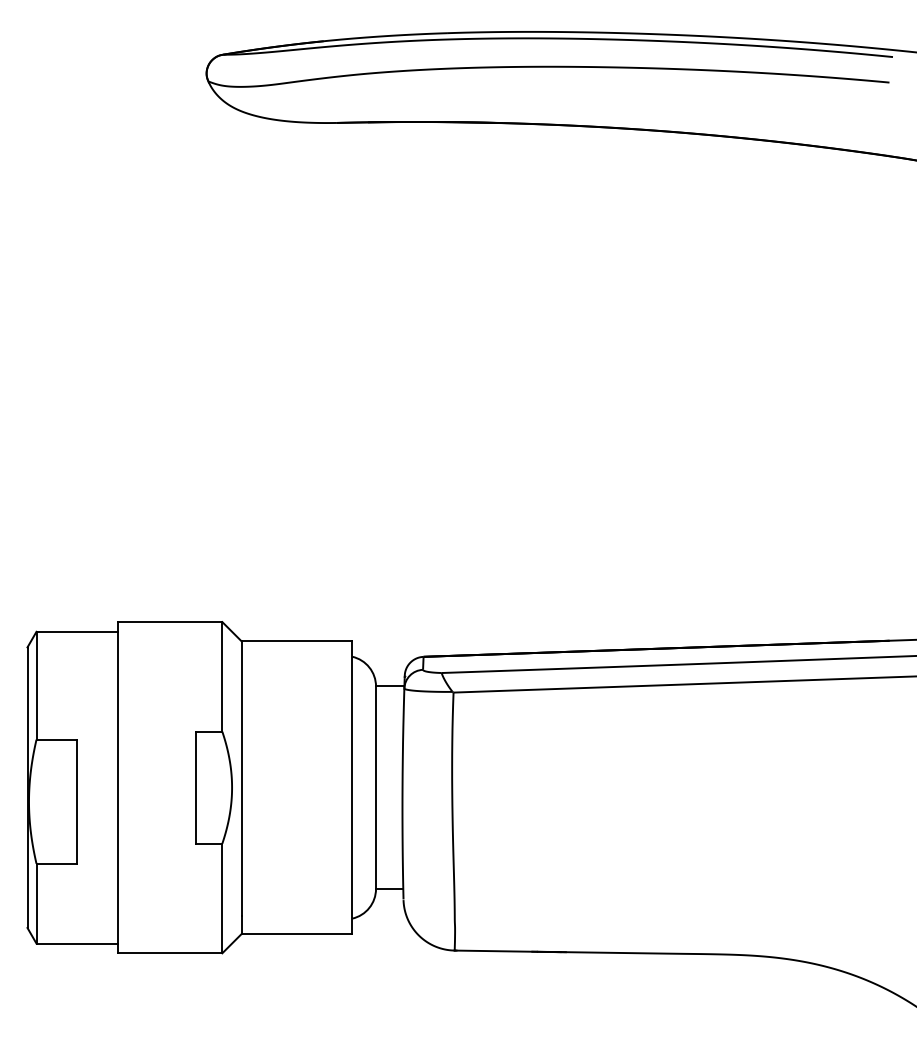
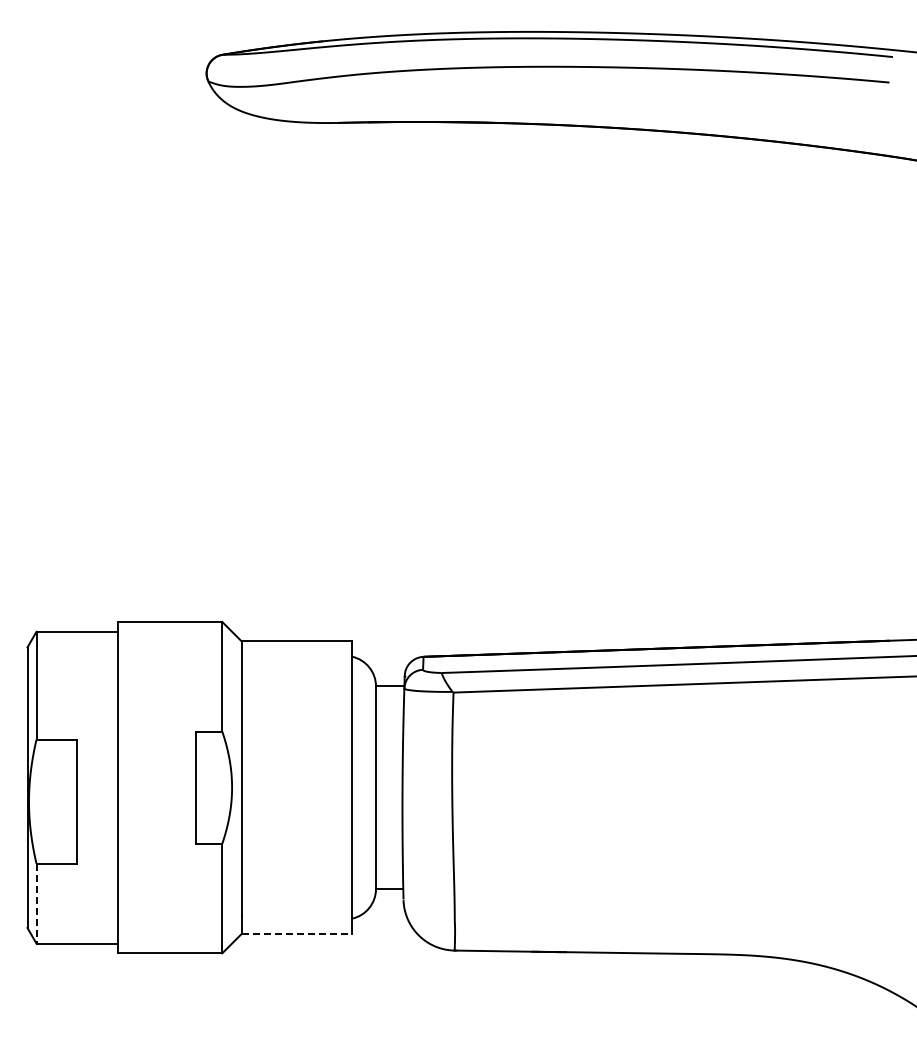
line: solid -> dashed (36, 903)
line: solid -> dashed (297, 934)
